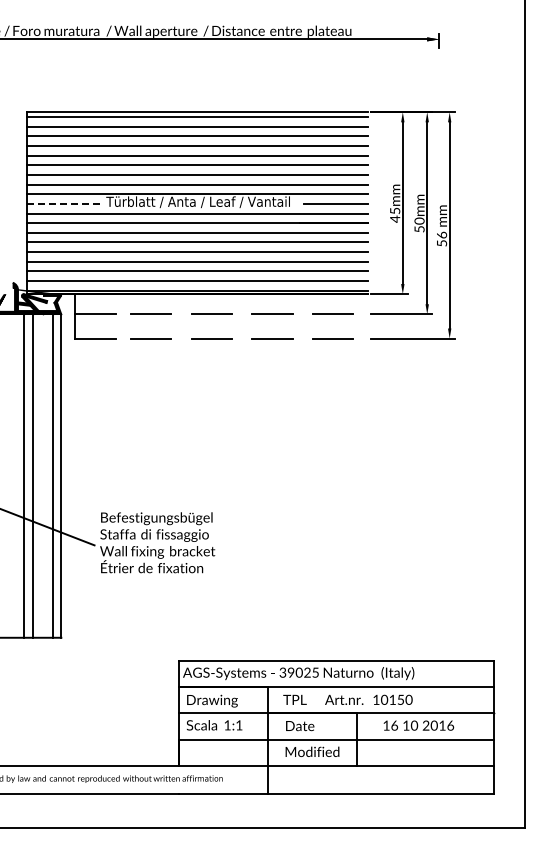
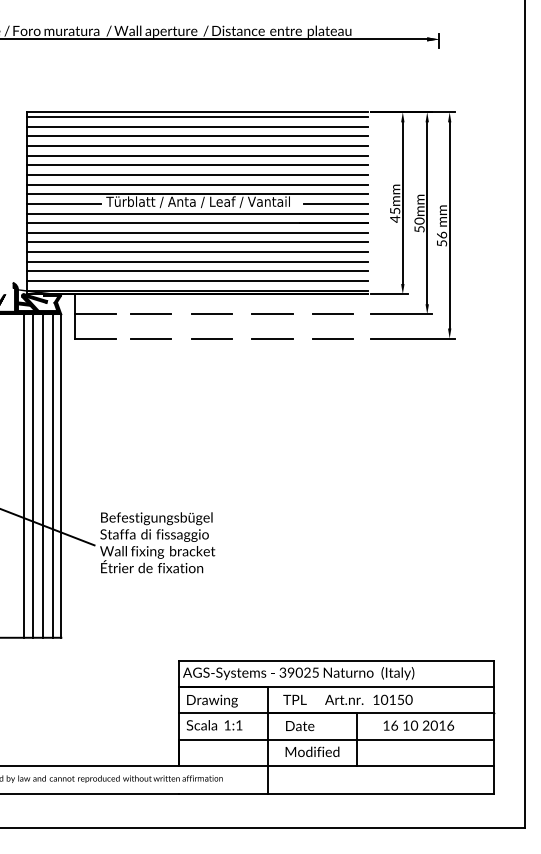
line: dashed -> solid (63, 203)
line: none -> present (42, 475)
